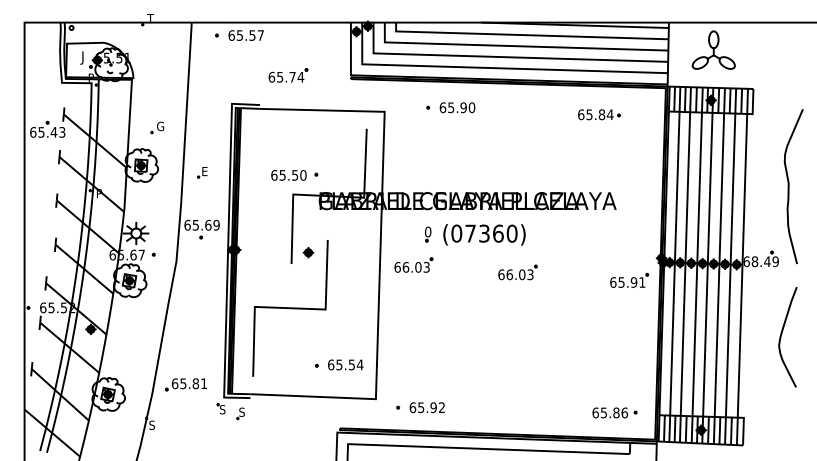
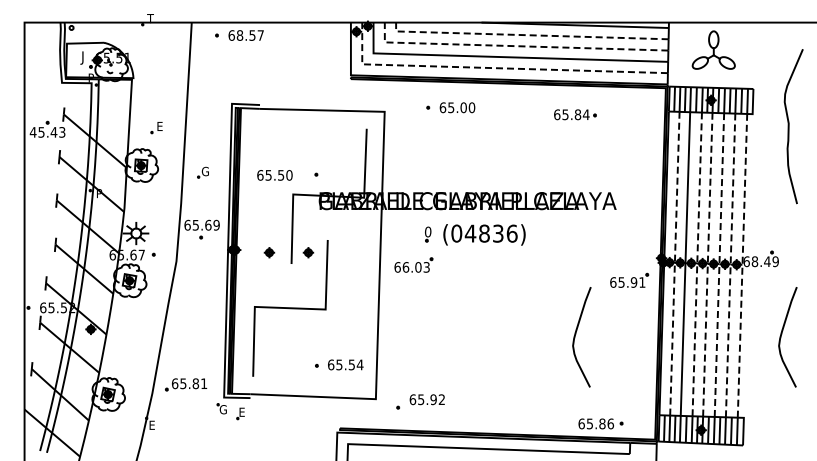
text: 65.57 -> 68.57 (239, 35)
line: solid -> dashed (526, 35)
line: solid -> dashed (515, 46)
line: solid -> dashed (493, 68)
part: present -> none (288, 75)
text: 65.90 -> 65.00 (463, 107)
part position: (599, 114) -> (575, 114) (575, 114)
text: G -> E (160, 126)
text: 65.43 -> 45.43 (32, 132)
text: E -> G (204, 171)
text position: (288, 175) -> (274, 175) (274, 175)
curve position: (789, 186) -> (789, 126) (789, 126)
text: (07360) -> (04836) (490, 233)
part: none -> present (269, 252)
line: solid -> dashed (674, 263)
line: solid -> dashed (697, 264)
line: solid -> dashed (707, 264)
line: solid -> dashed (719, 265)
line: solid -> dashed (730, 265)
line: solid -> dashed (742, 265)
part: present -> none (517, 272)
curve: none -> present (576, 334)
text position: (426, 407) -> (426, 399) (426, 399)
text: S -> G (222, 409)
text: S -> E (241, 411)
part position: (614, 412) -> (600, 423) (600, 423)
text: S -> E (151, 424)
